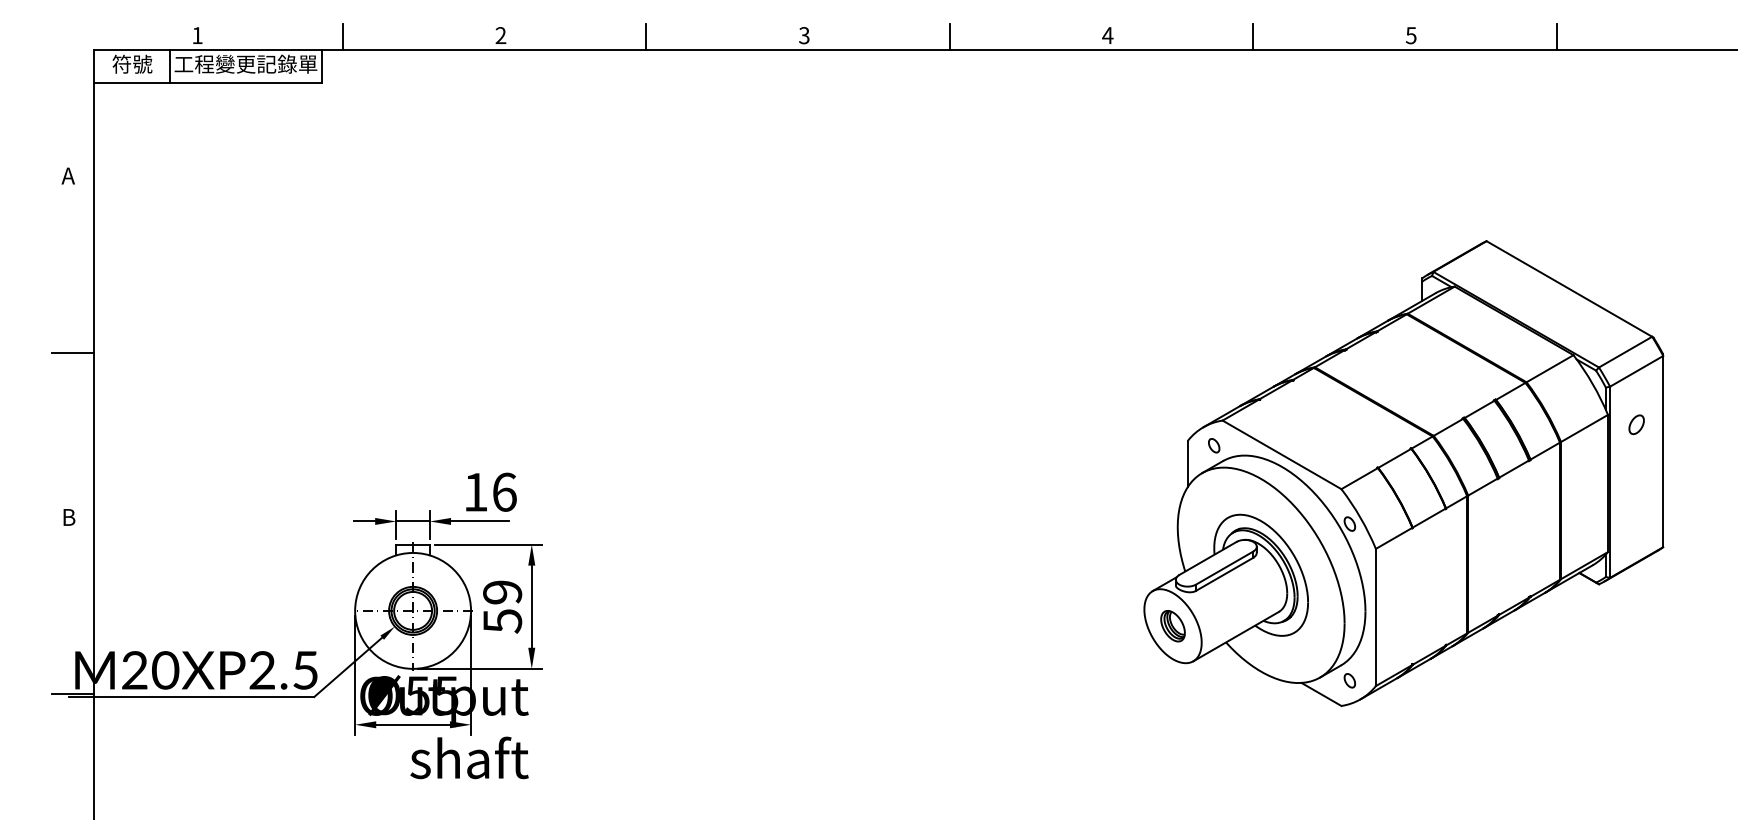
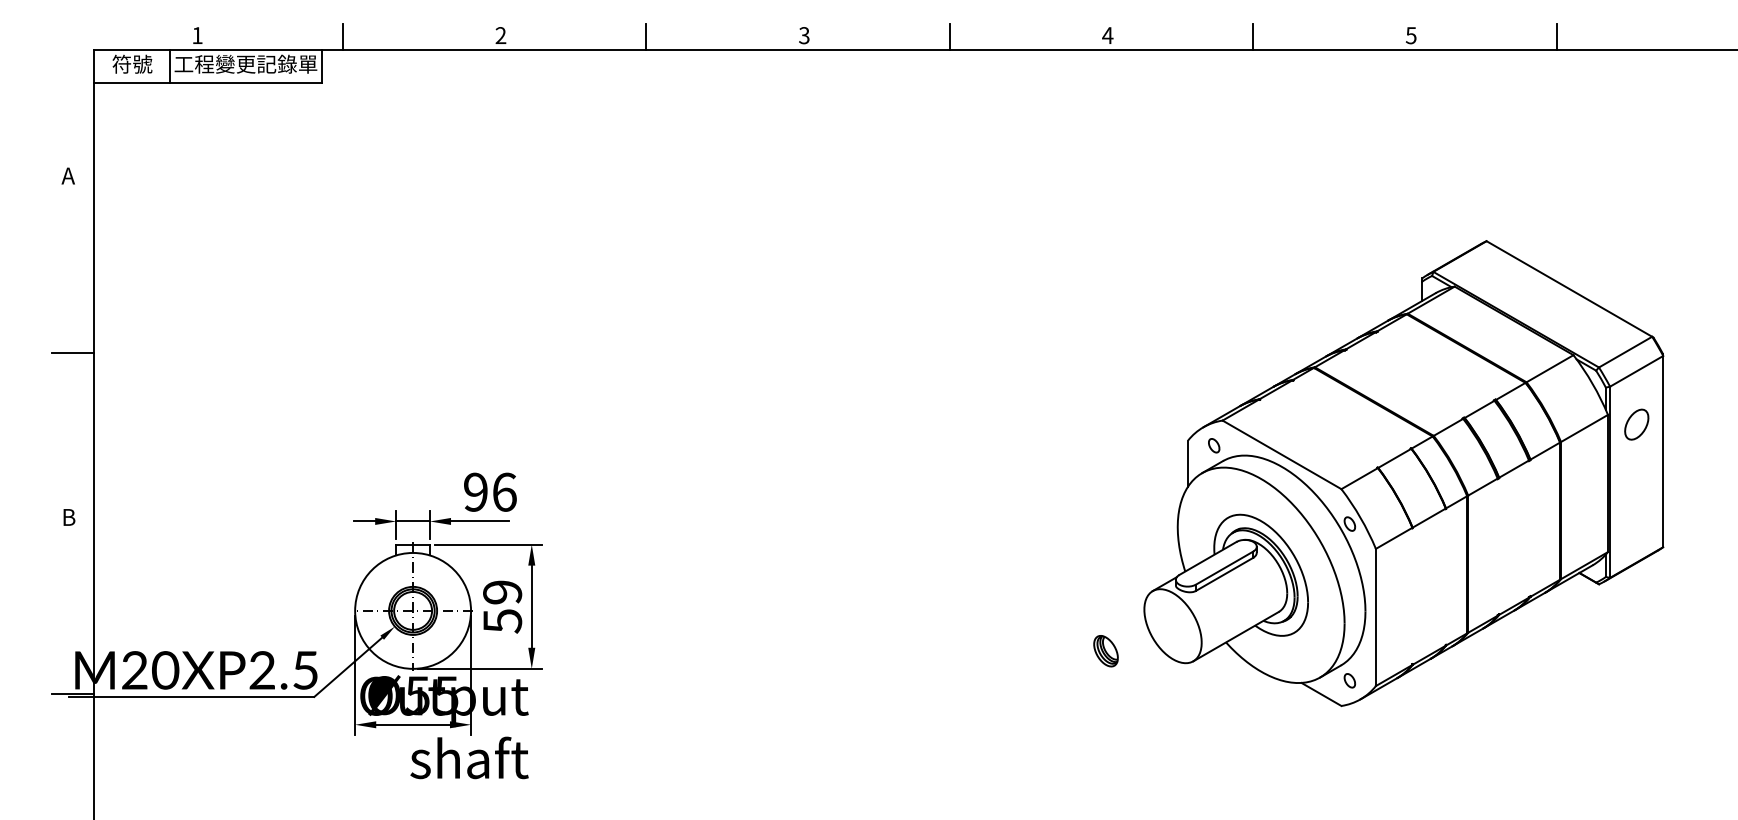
part size: 17x22 px -> 26x33 px (1636, 424)
text: 16 -> 96 (475, 491)
part position: (1172, 626) -> (1105, 651) (1105, 651)
